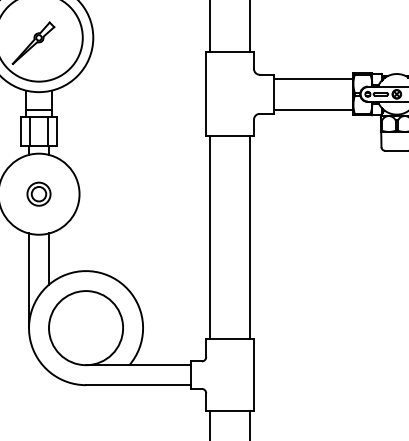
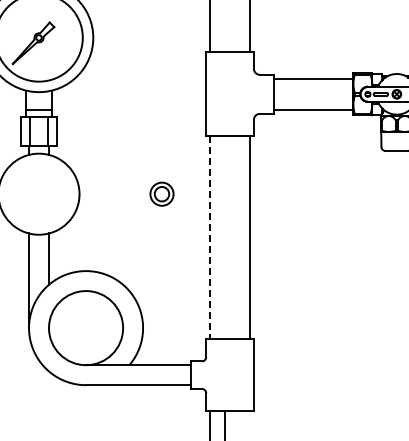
part position: (38, 193) -> (161, 193) (161, 193)
line: solid -> dashed (210, 238)
line position: (249, 424) -> (224, 424) (224, 424)
